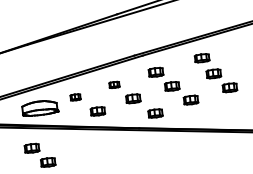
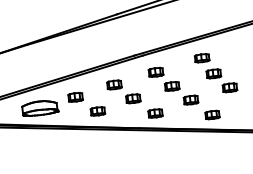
part size: 13x9 px -> 17x12 px (114, 84)
part size: 13x9 px -> 17x11 px (75, 97)
part: none -> present (212, 114)
part: present -> none (39, 154)
